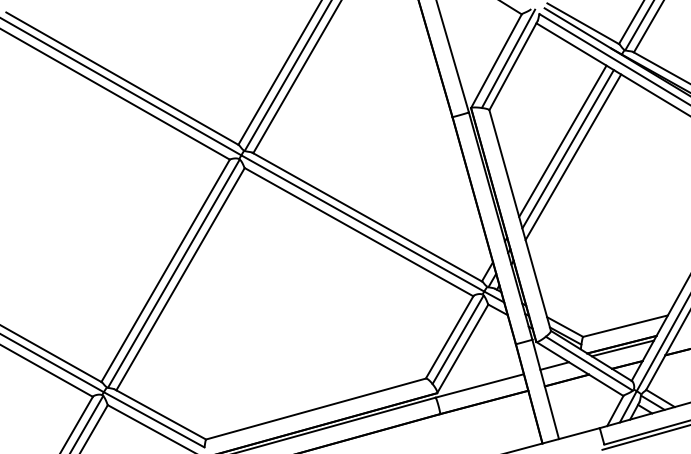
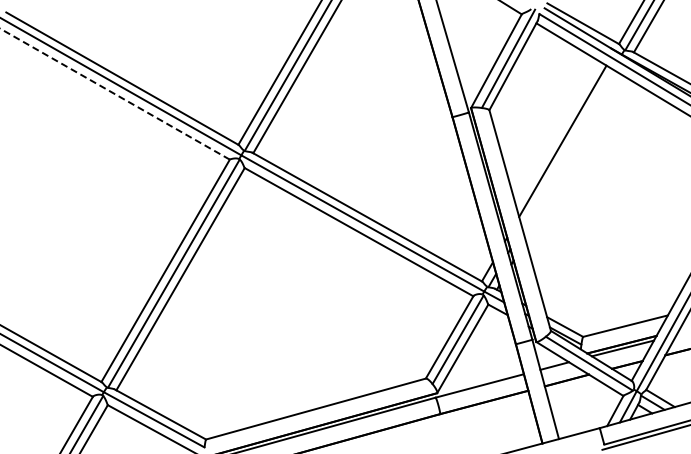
line: solid -> dashed (115, 94)
line: present -> none (567, 149)
line: present -> none (573, 157)
